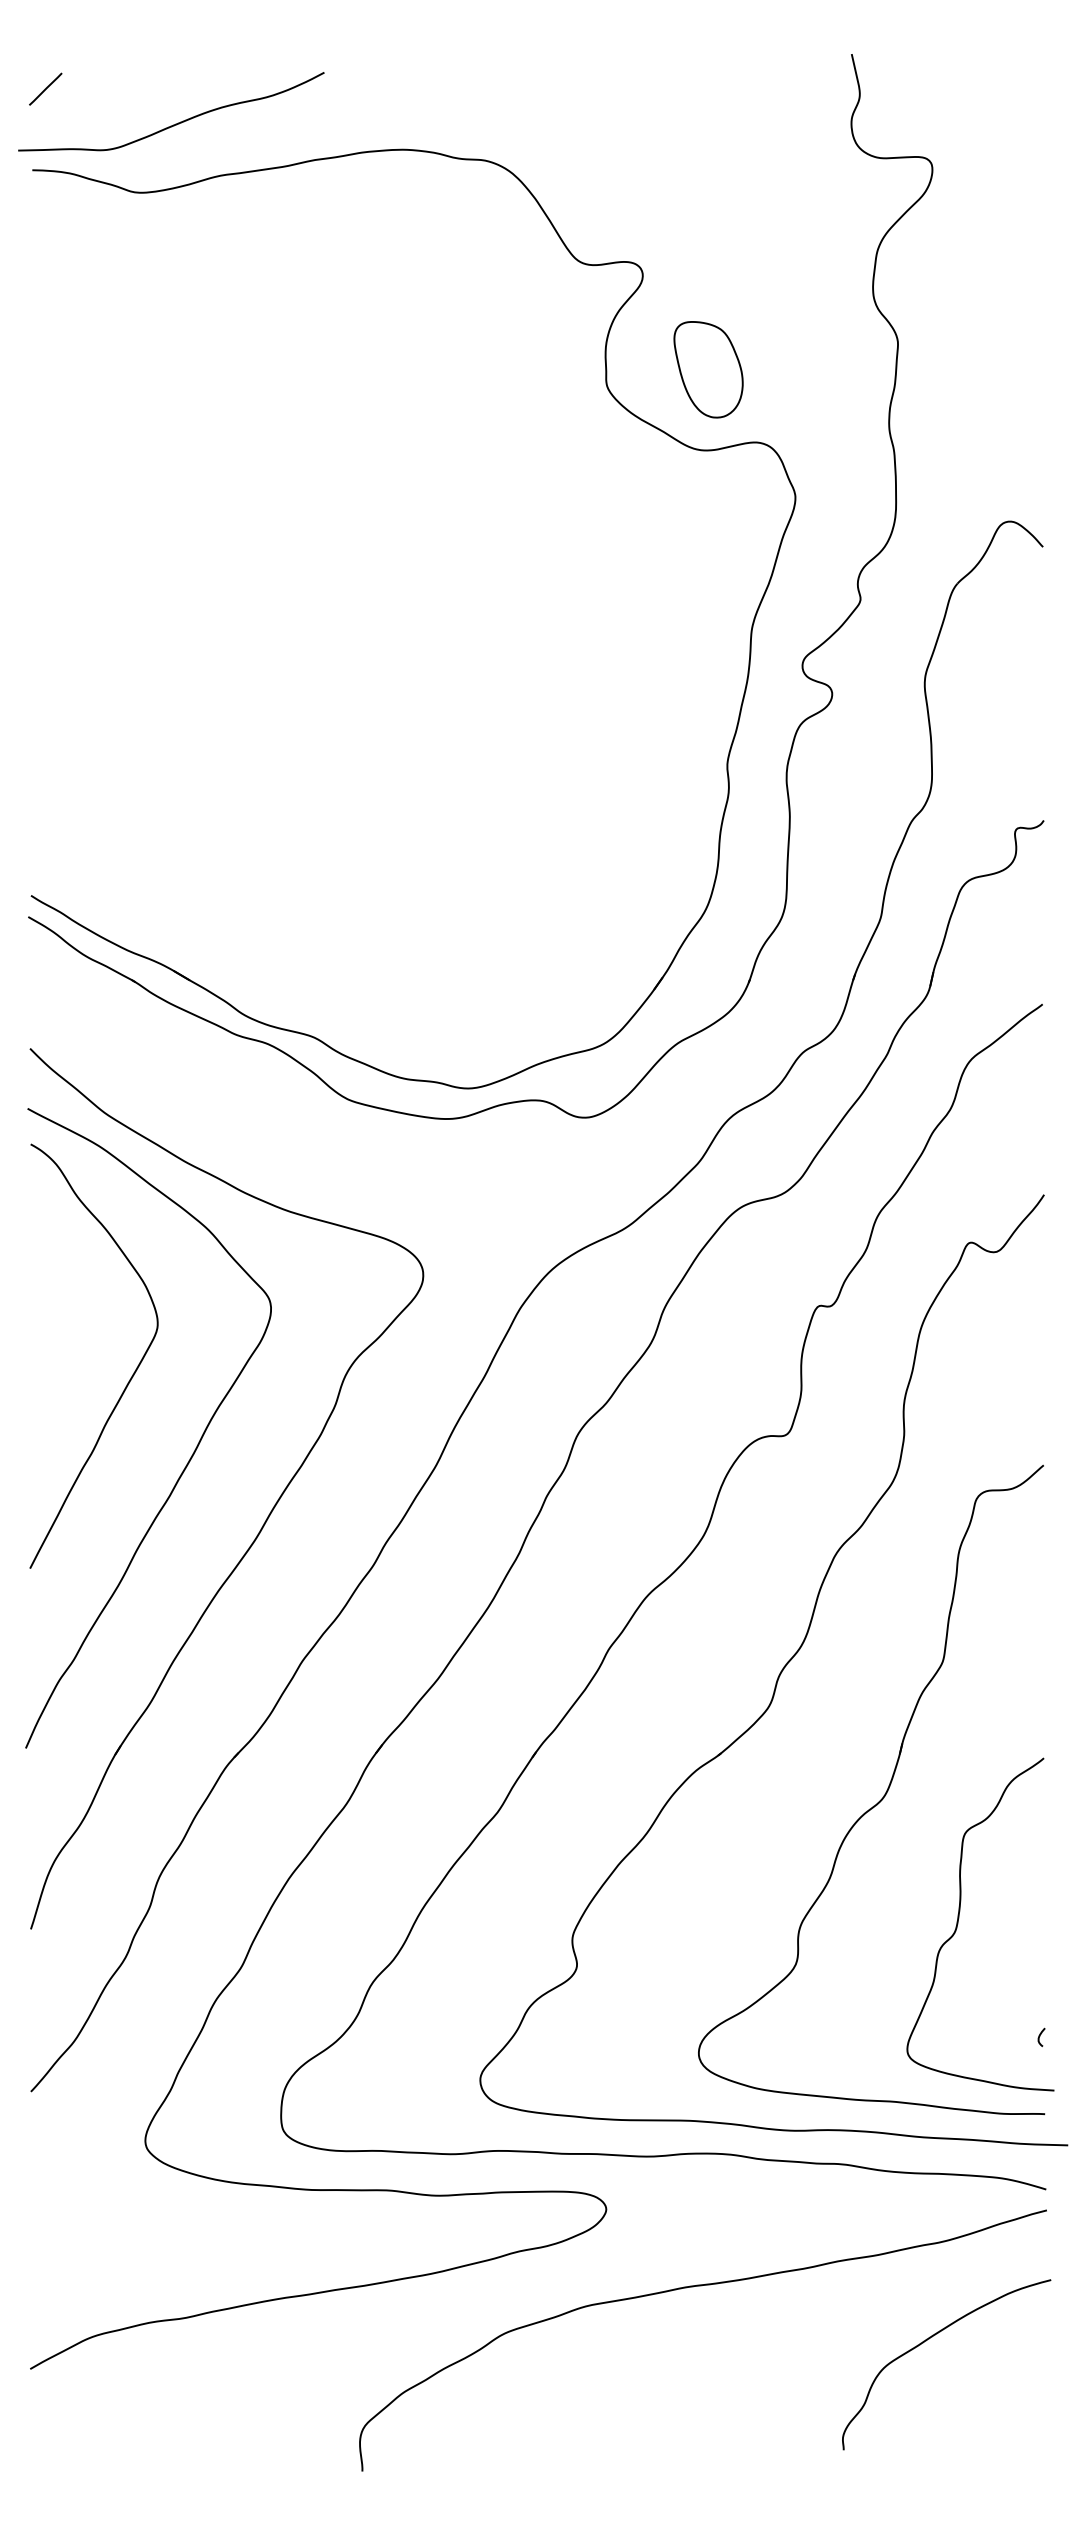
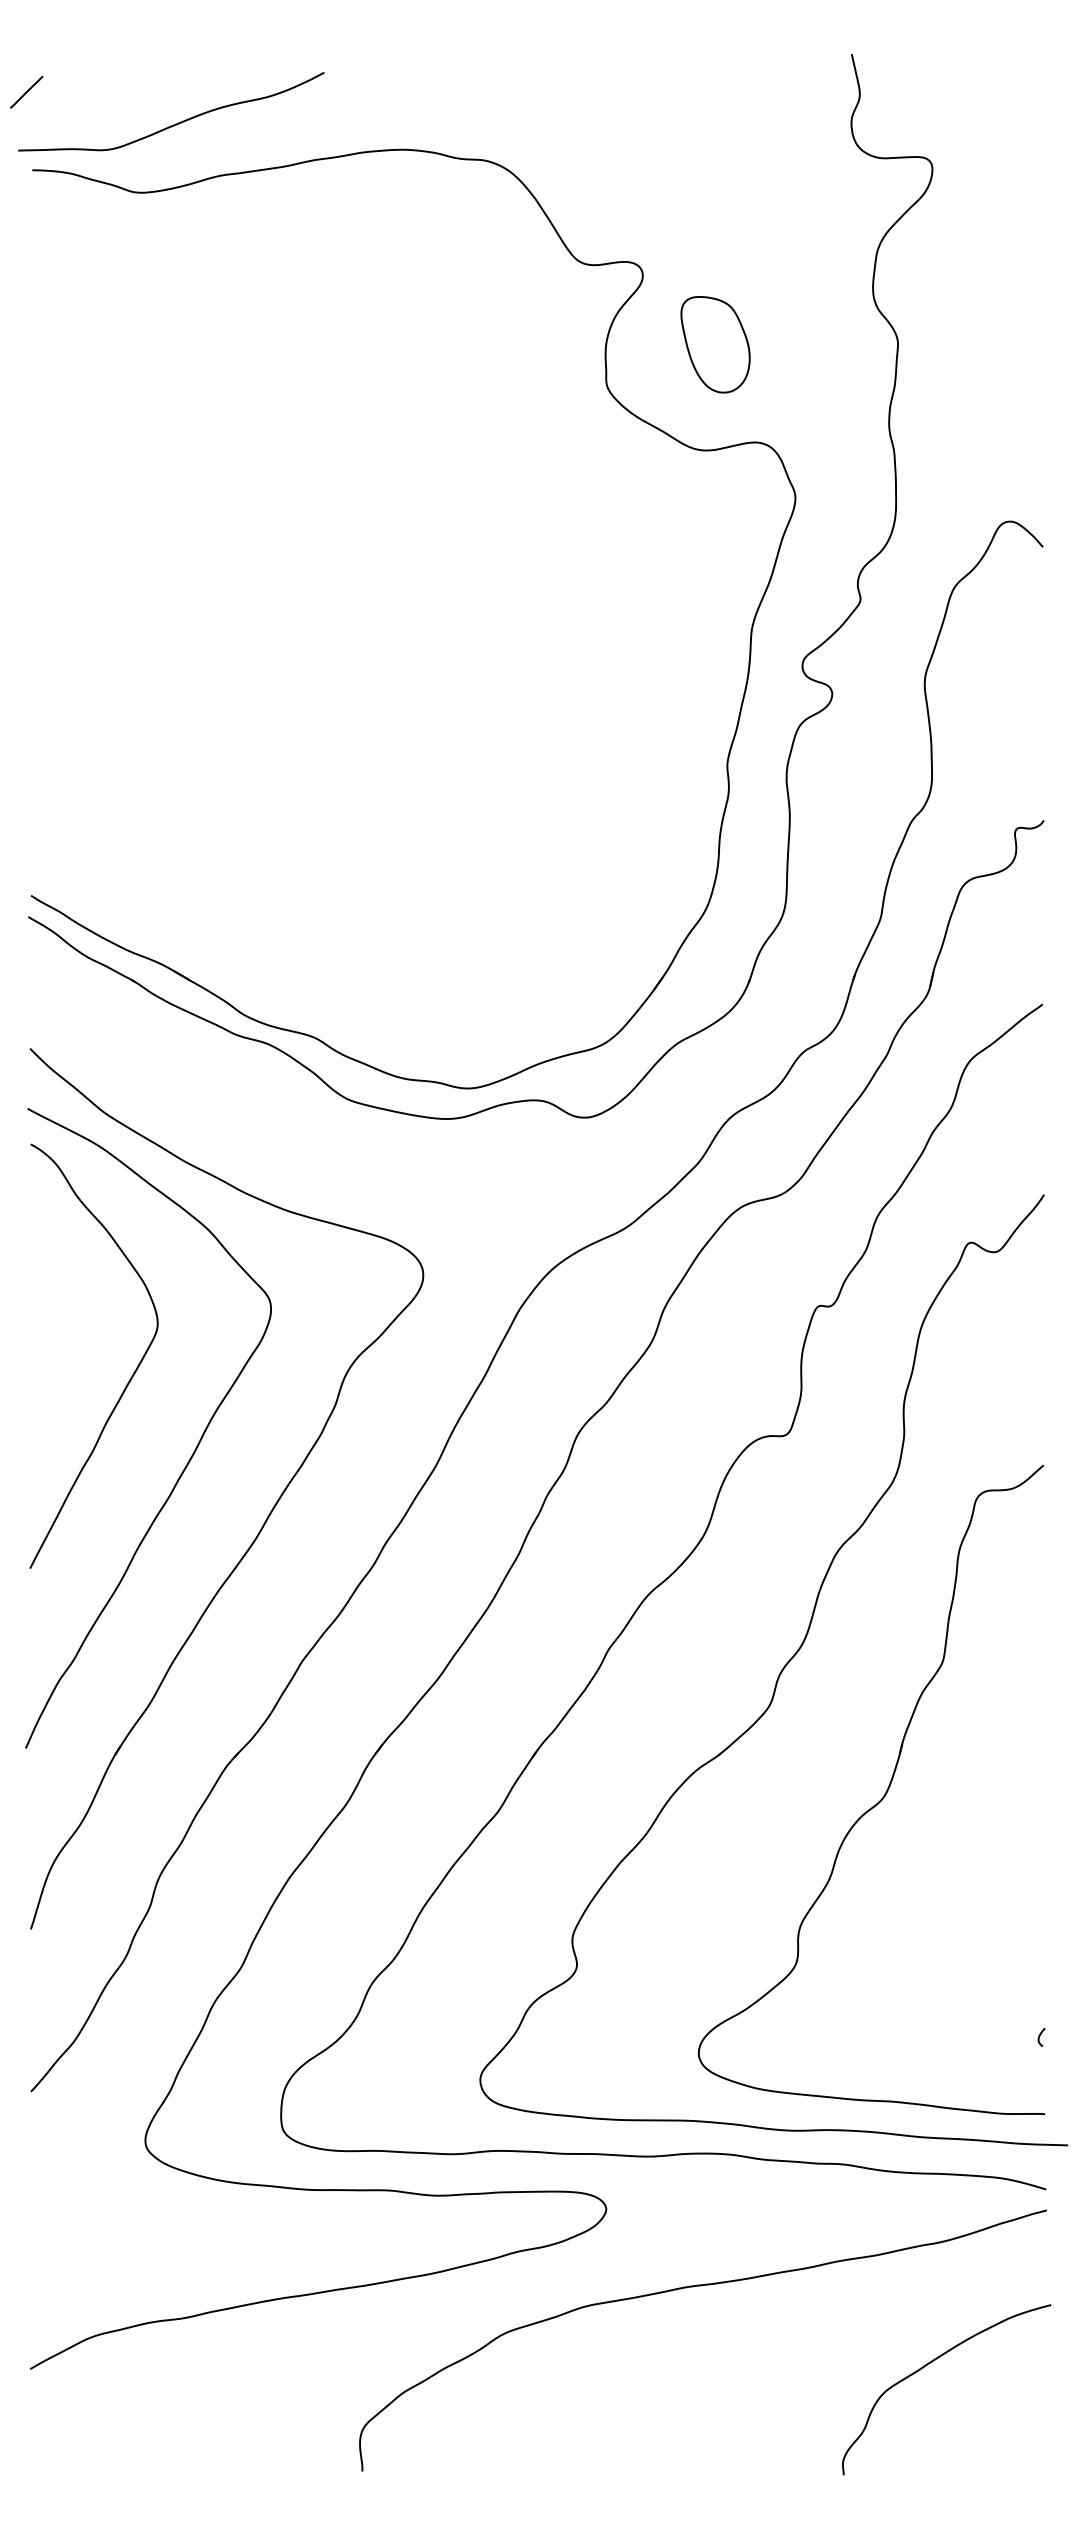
line position: (45, 88) -> (26, 91) (26, 91)
part position: (708, 369) -> (715, 344) (715, 344)
curve: present -> none (959, 1918)
curve position: (929, 2339) -> (929, 2364) (929, 2364)
